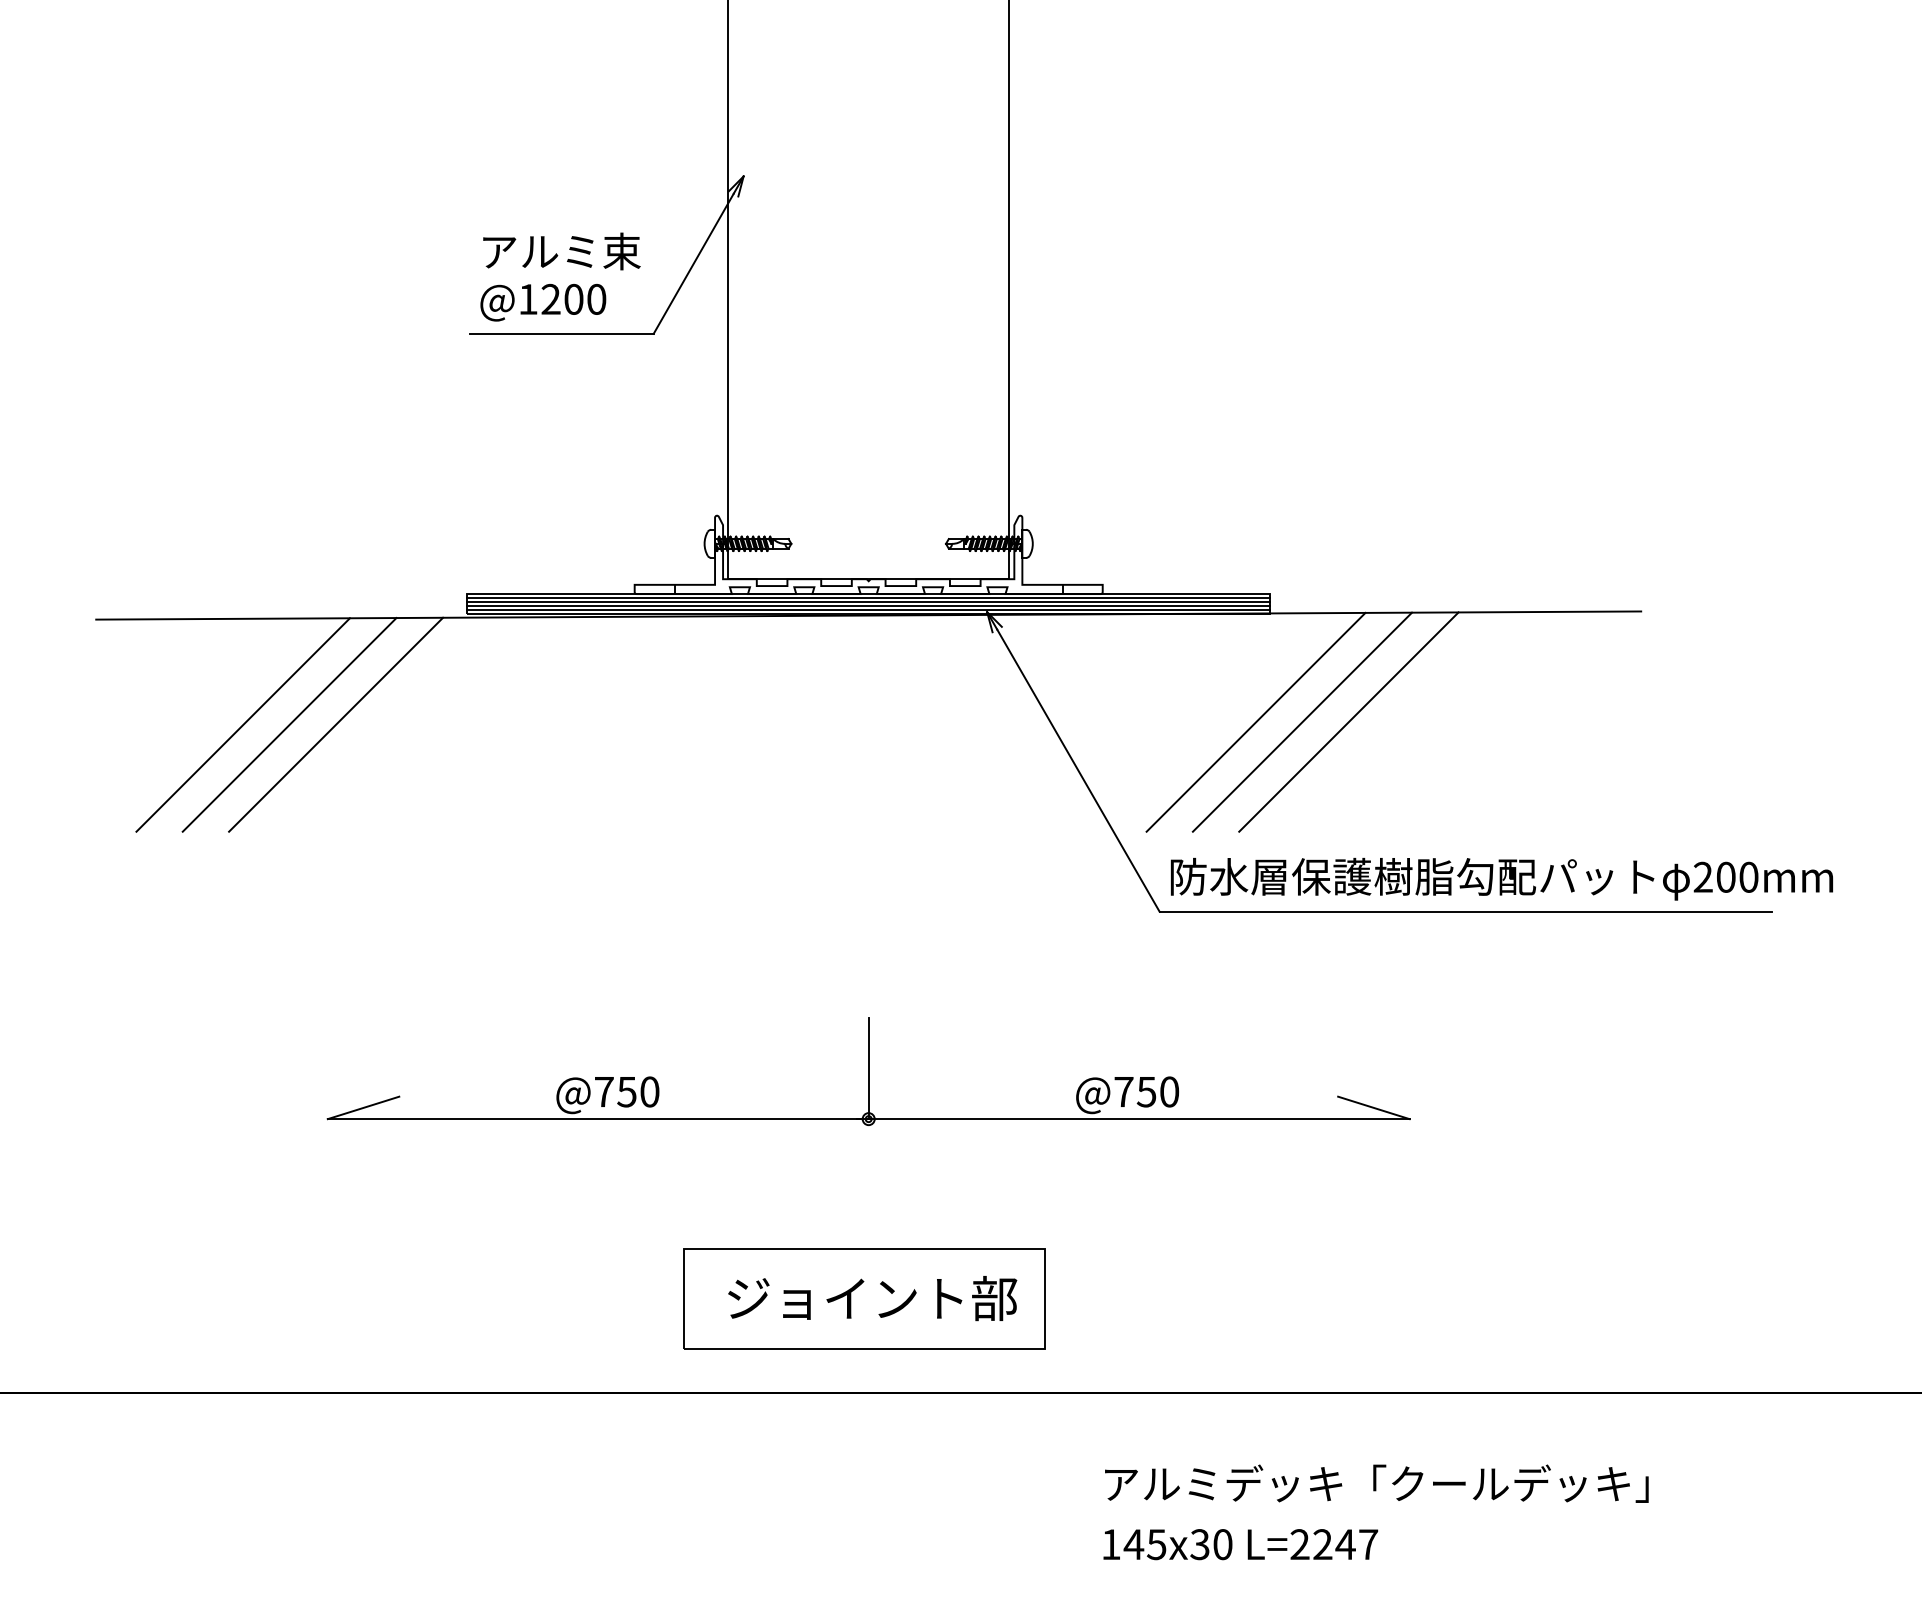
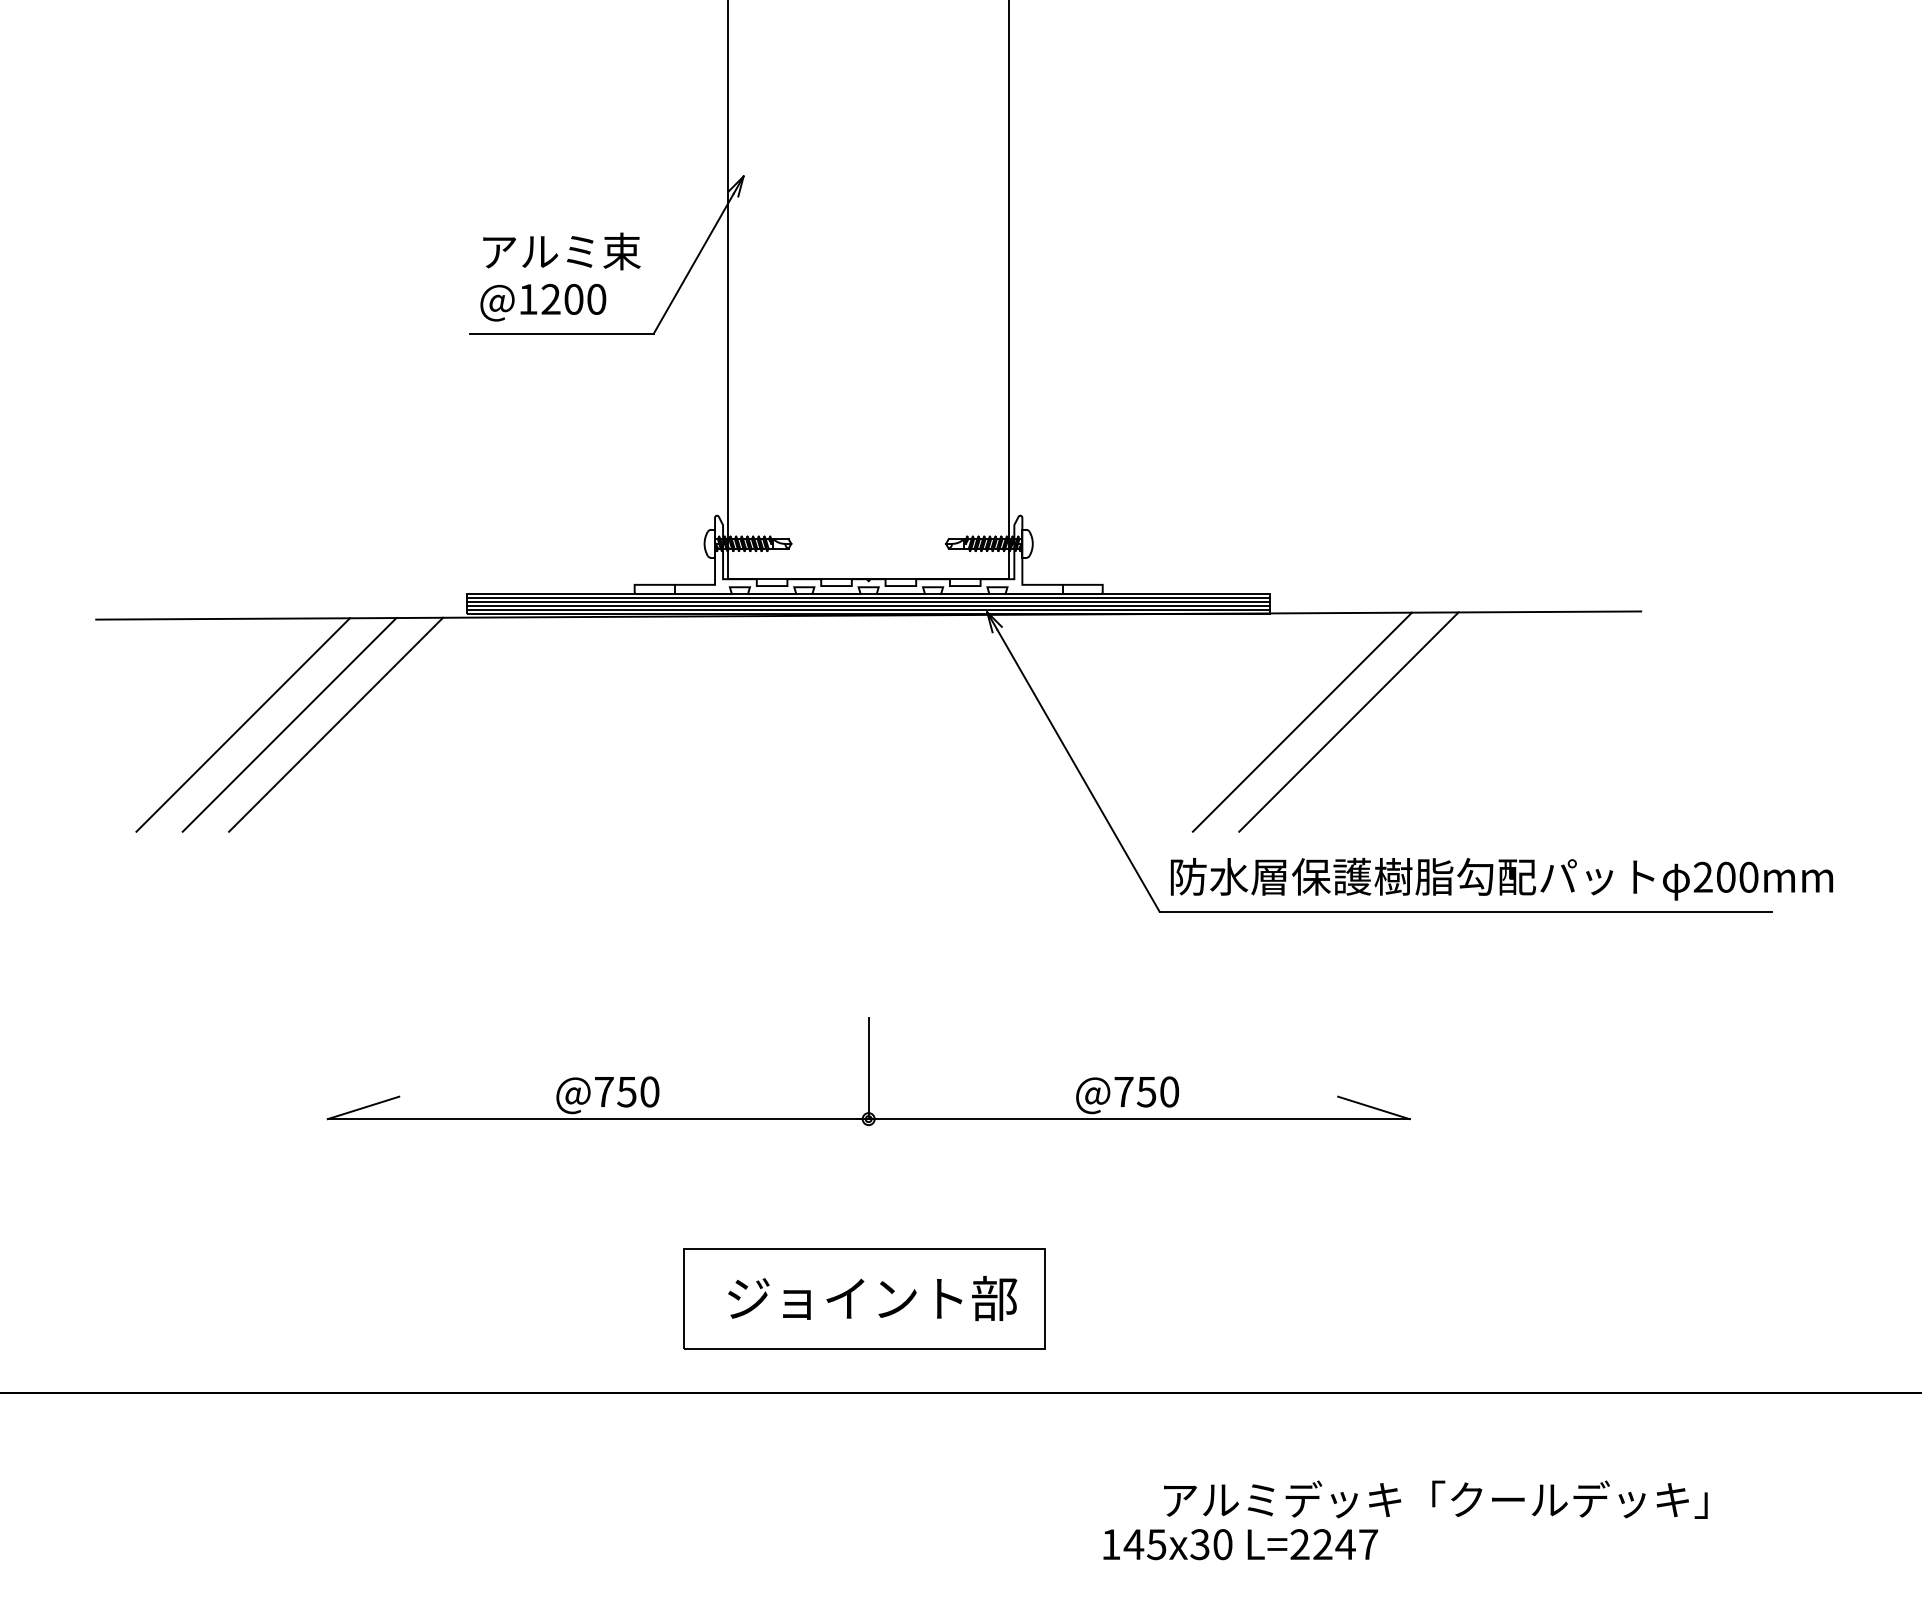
line: present -> none (1255, 721)
text position: (1376, 1483) -> (1435, 1499) (1435, 1499)
